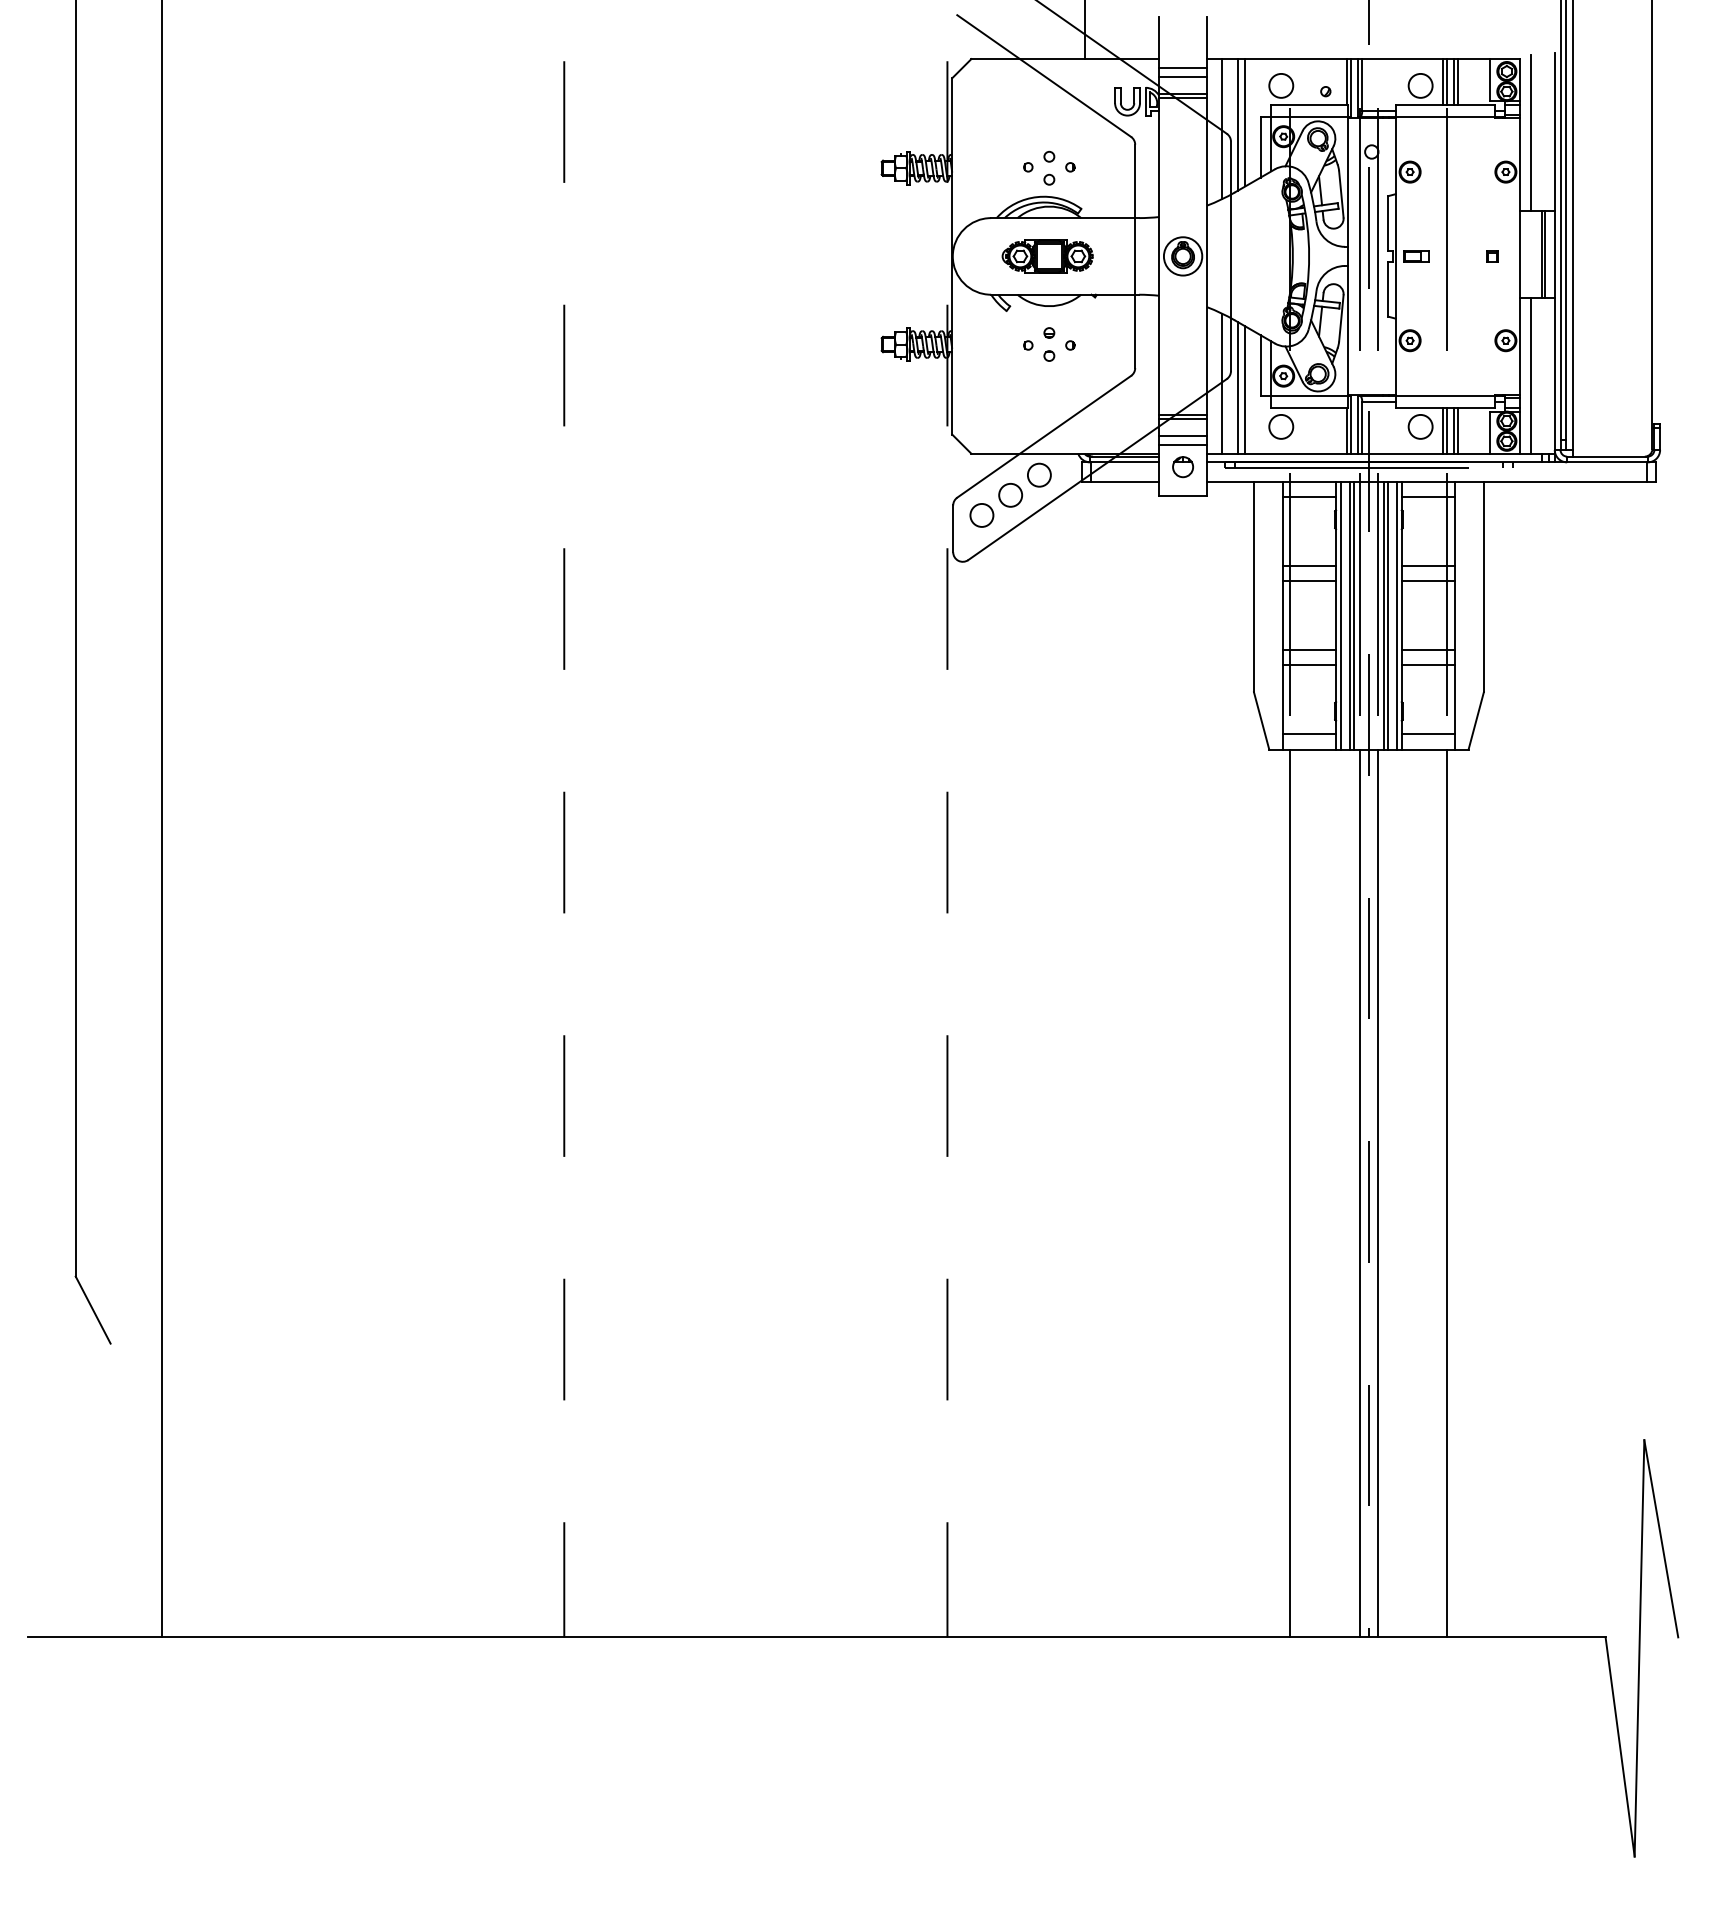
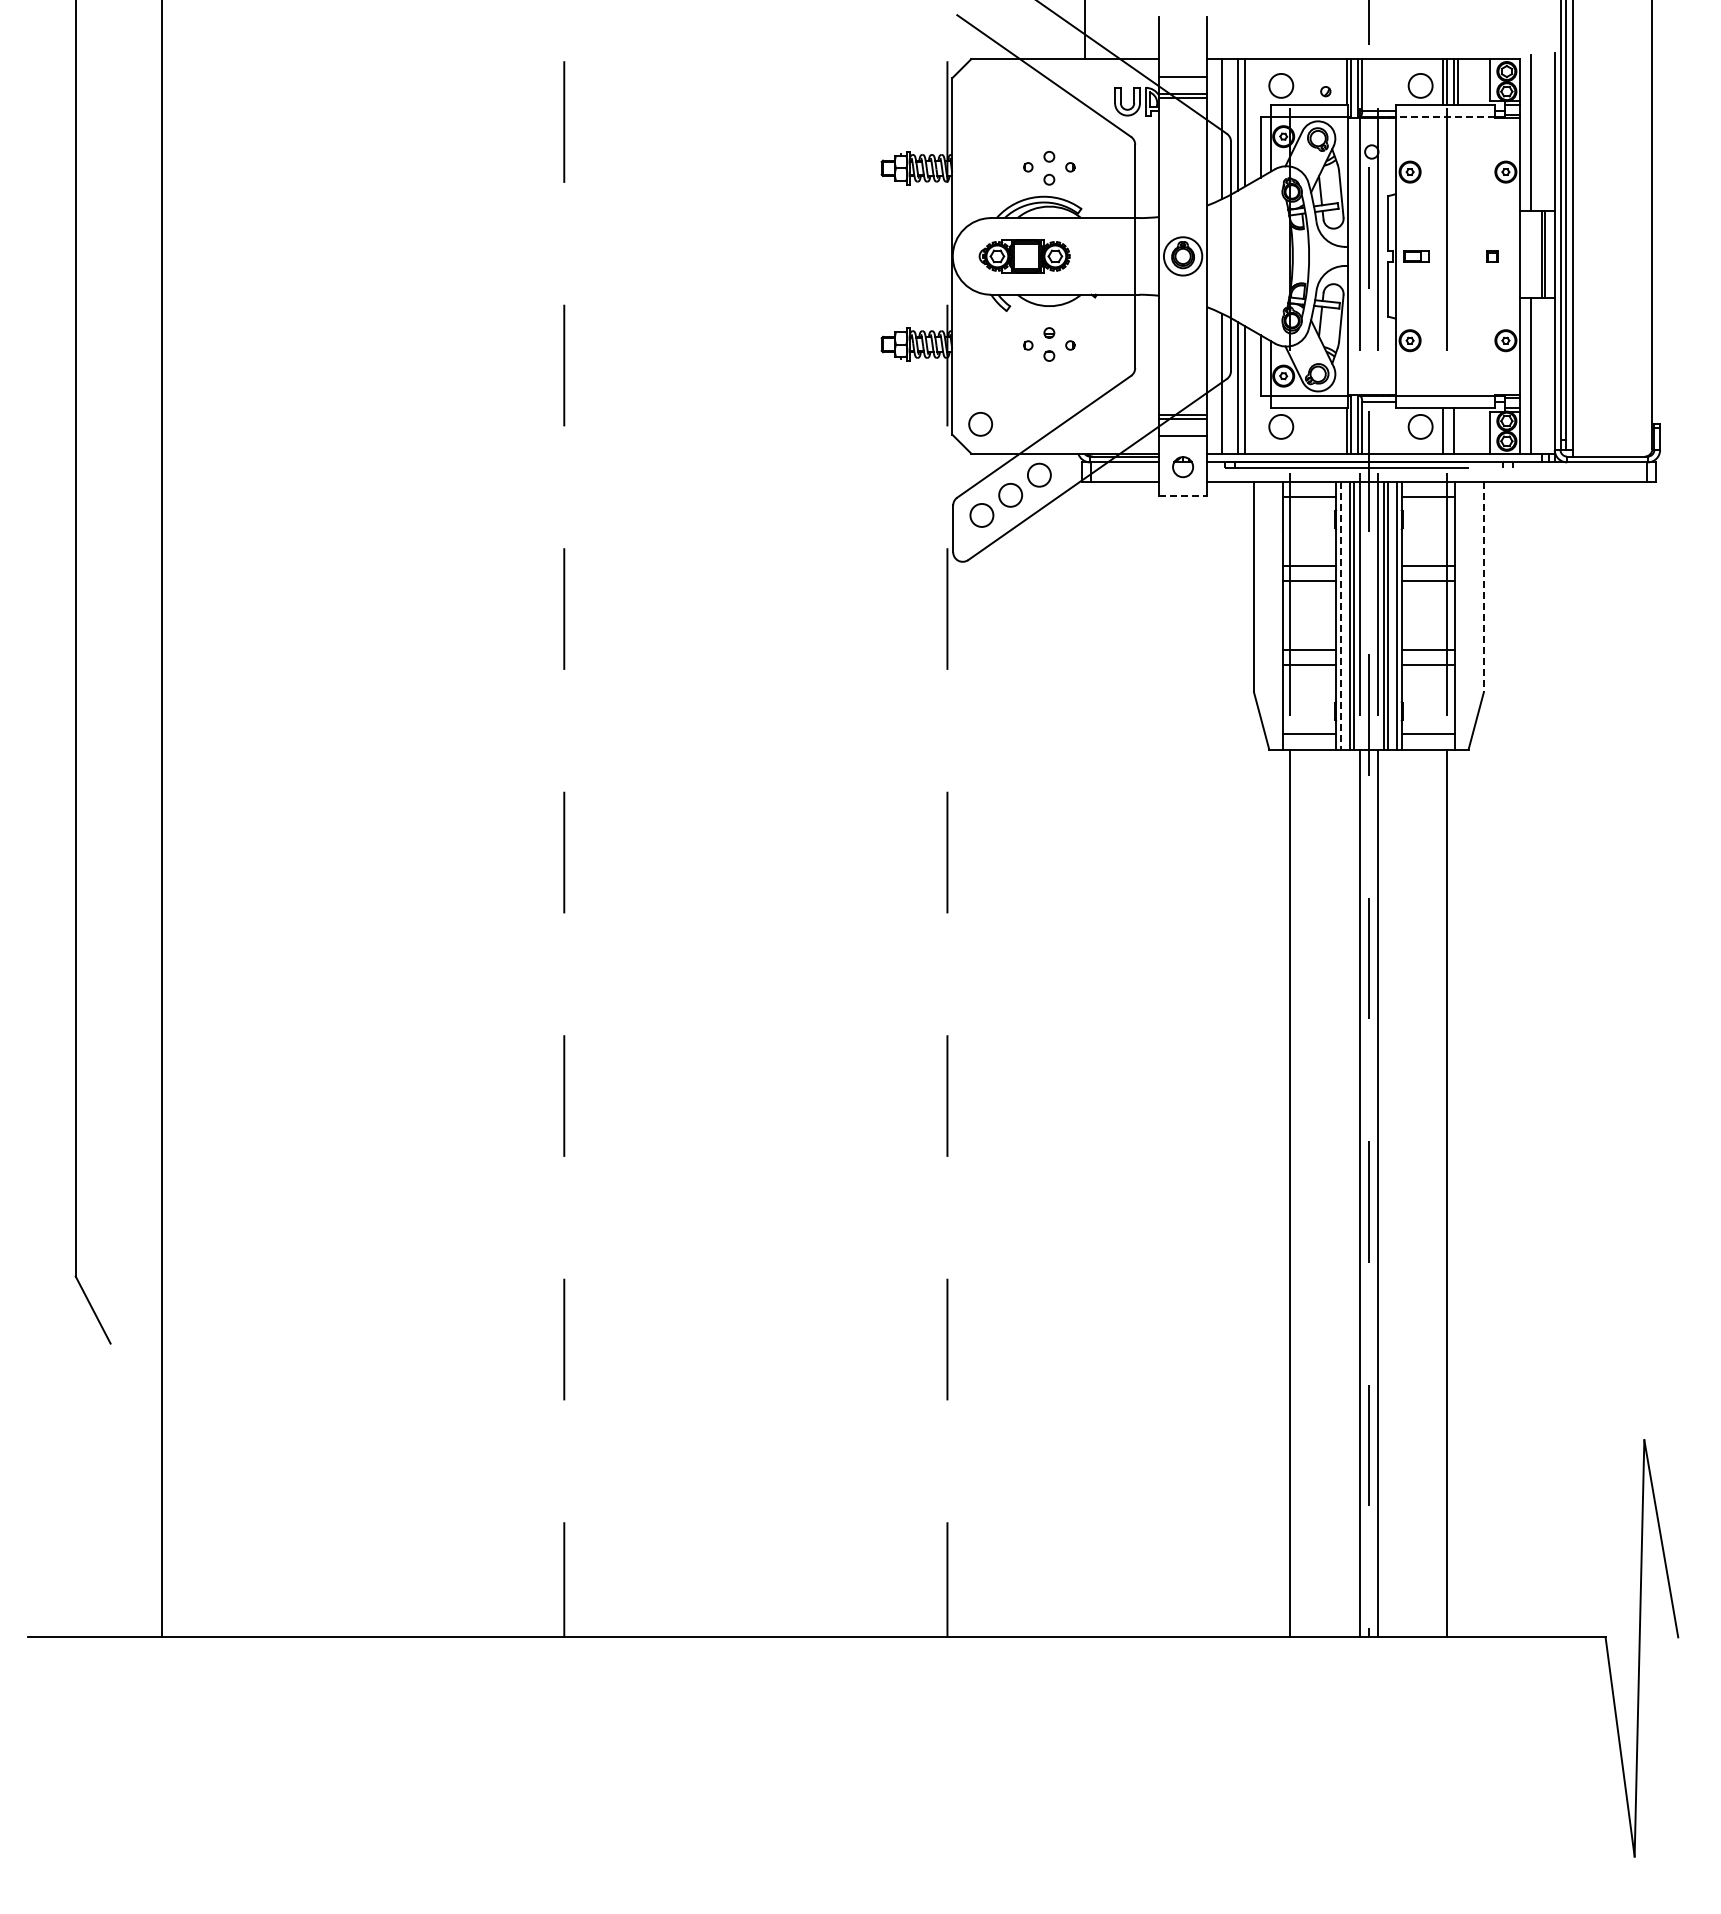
line: present -> none (1183, 68)
line: solid -> dashed (1445, 116)
part position: (1047, 256) -> (1024, 256) (1024, 256)
circle: none -> present (980, 424)
line: present -> none (1446, 430)
line: present -> none (1458, 430)
line: present -> none (1183, 444)
line: solid -> dashed (1183, 495)
line: solid -> dashed (1483, 587)
line: solid -> dashed (1340, 616)
